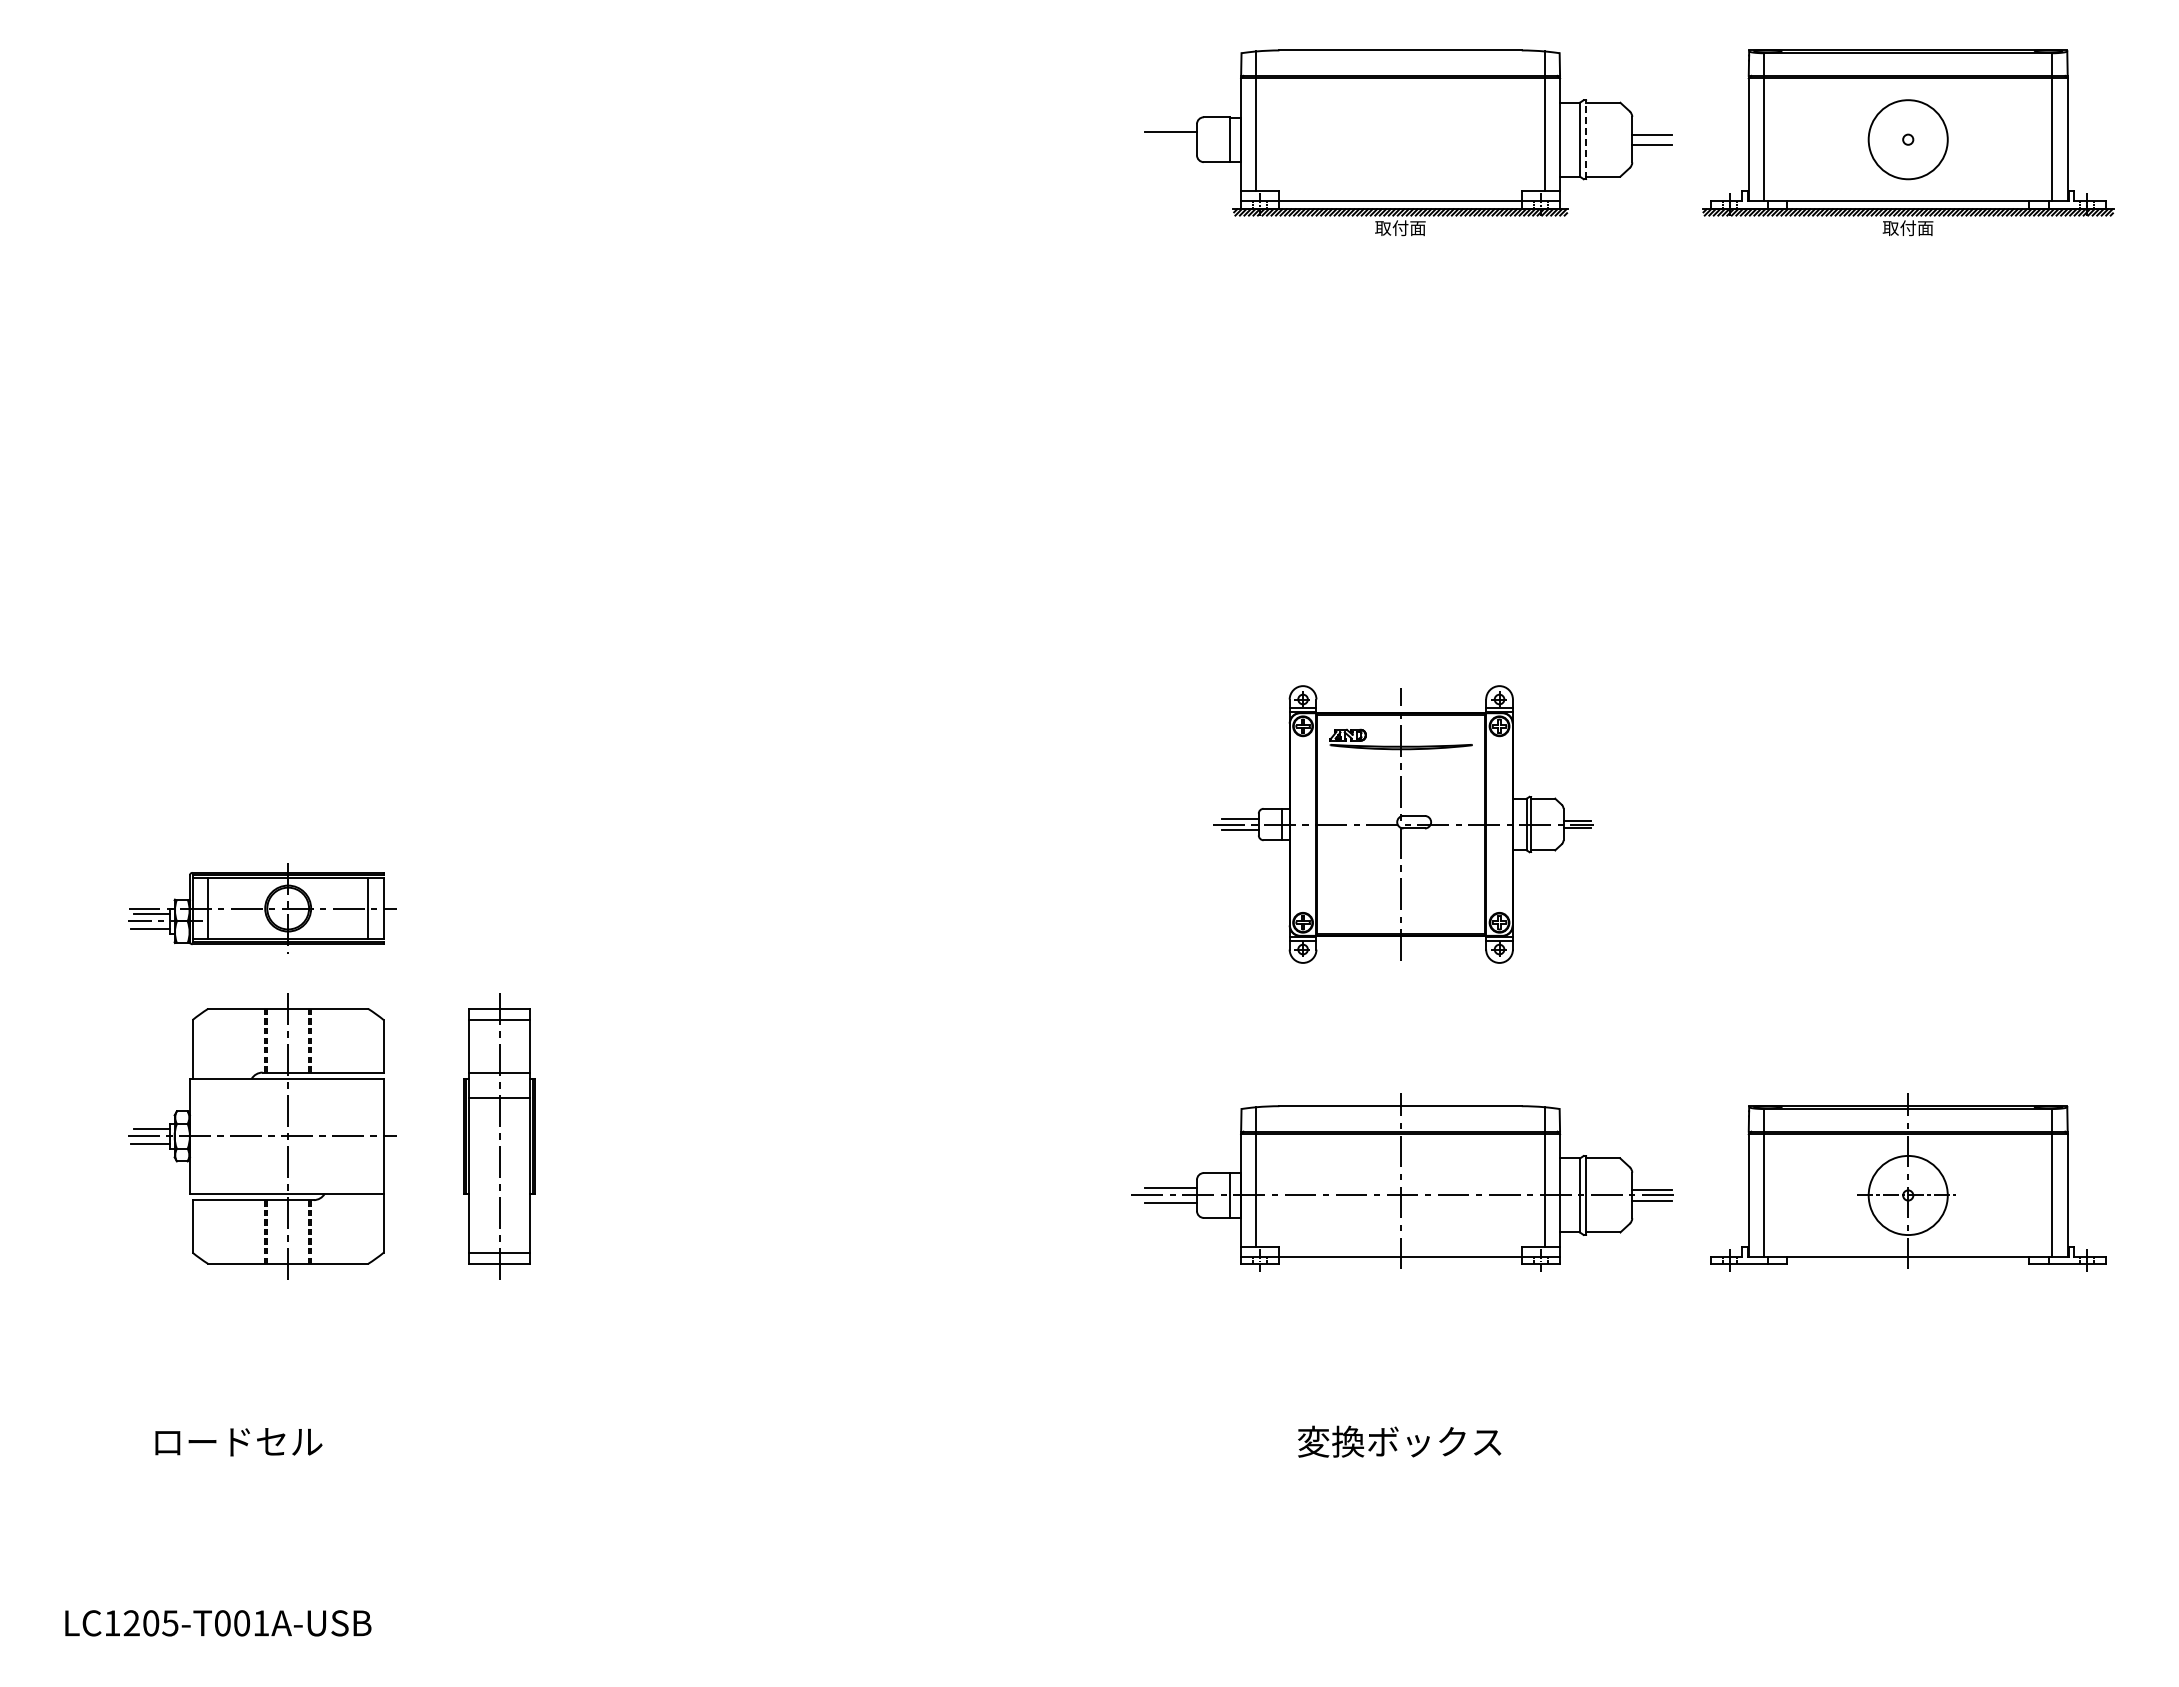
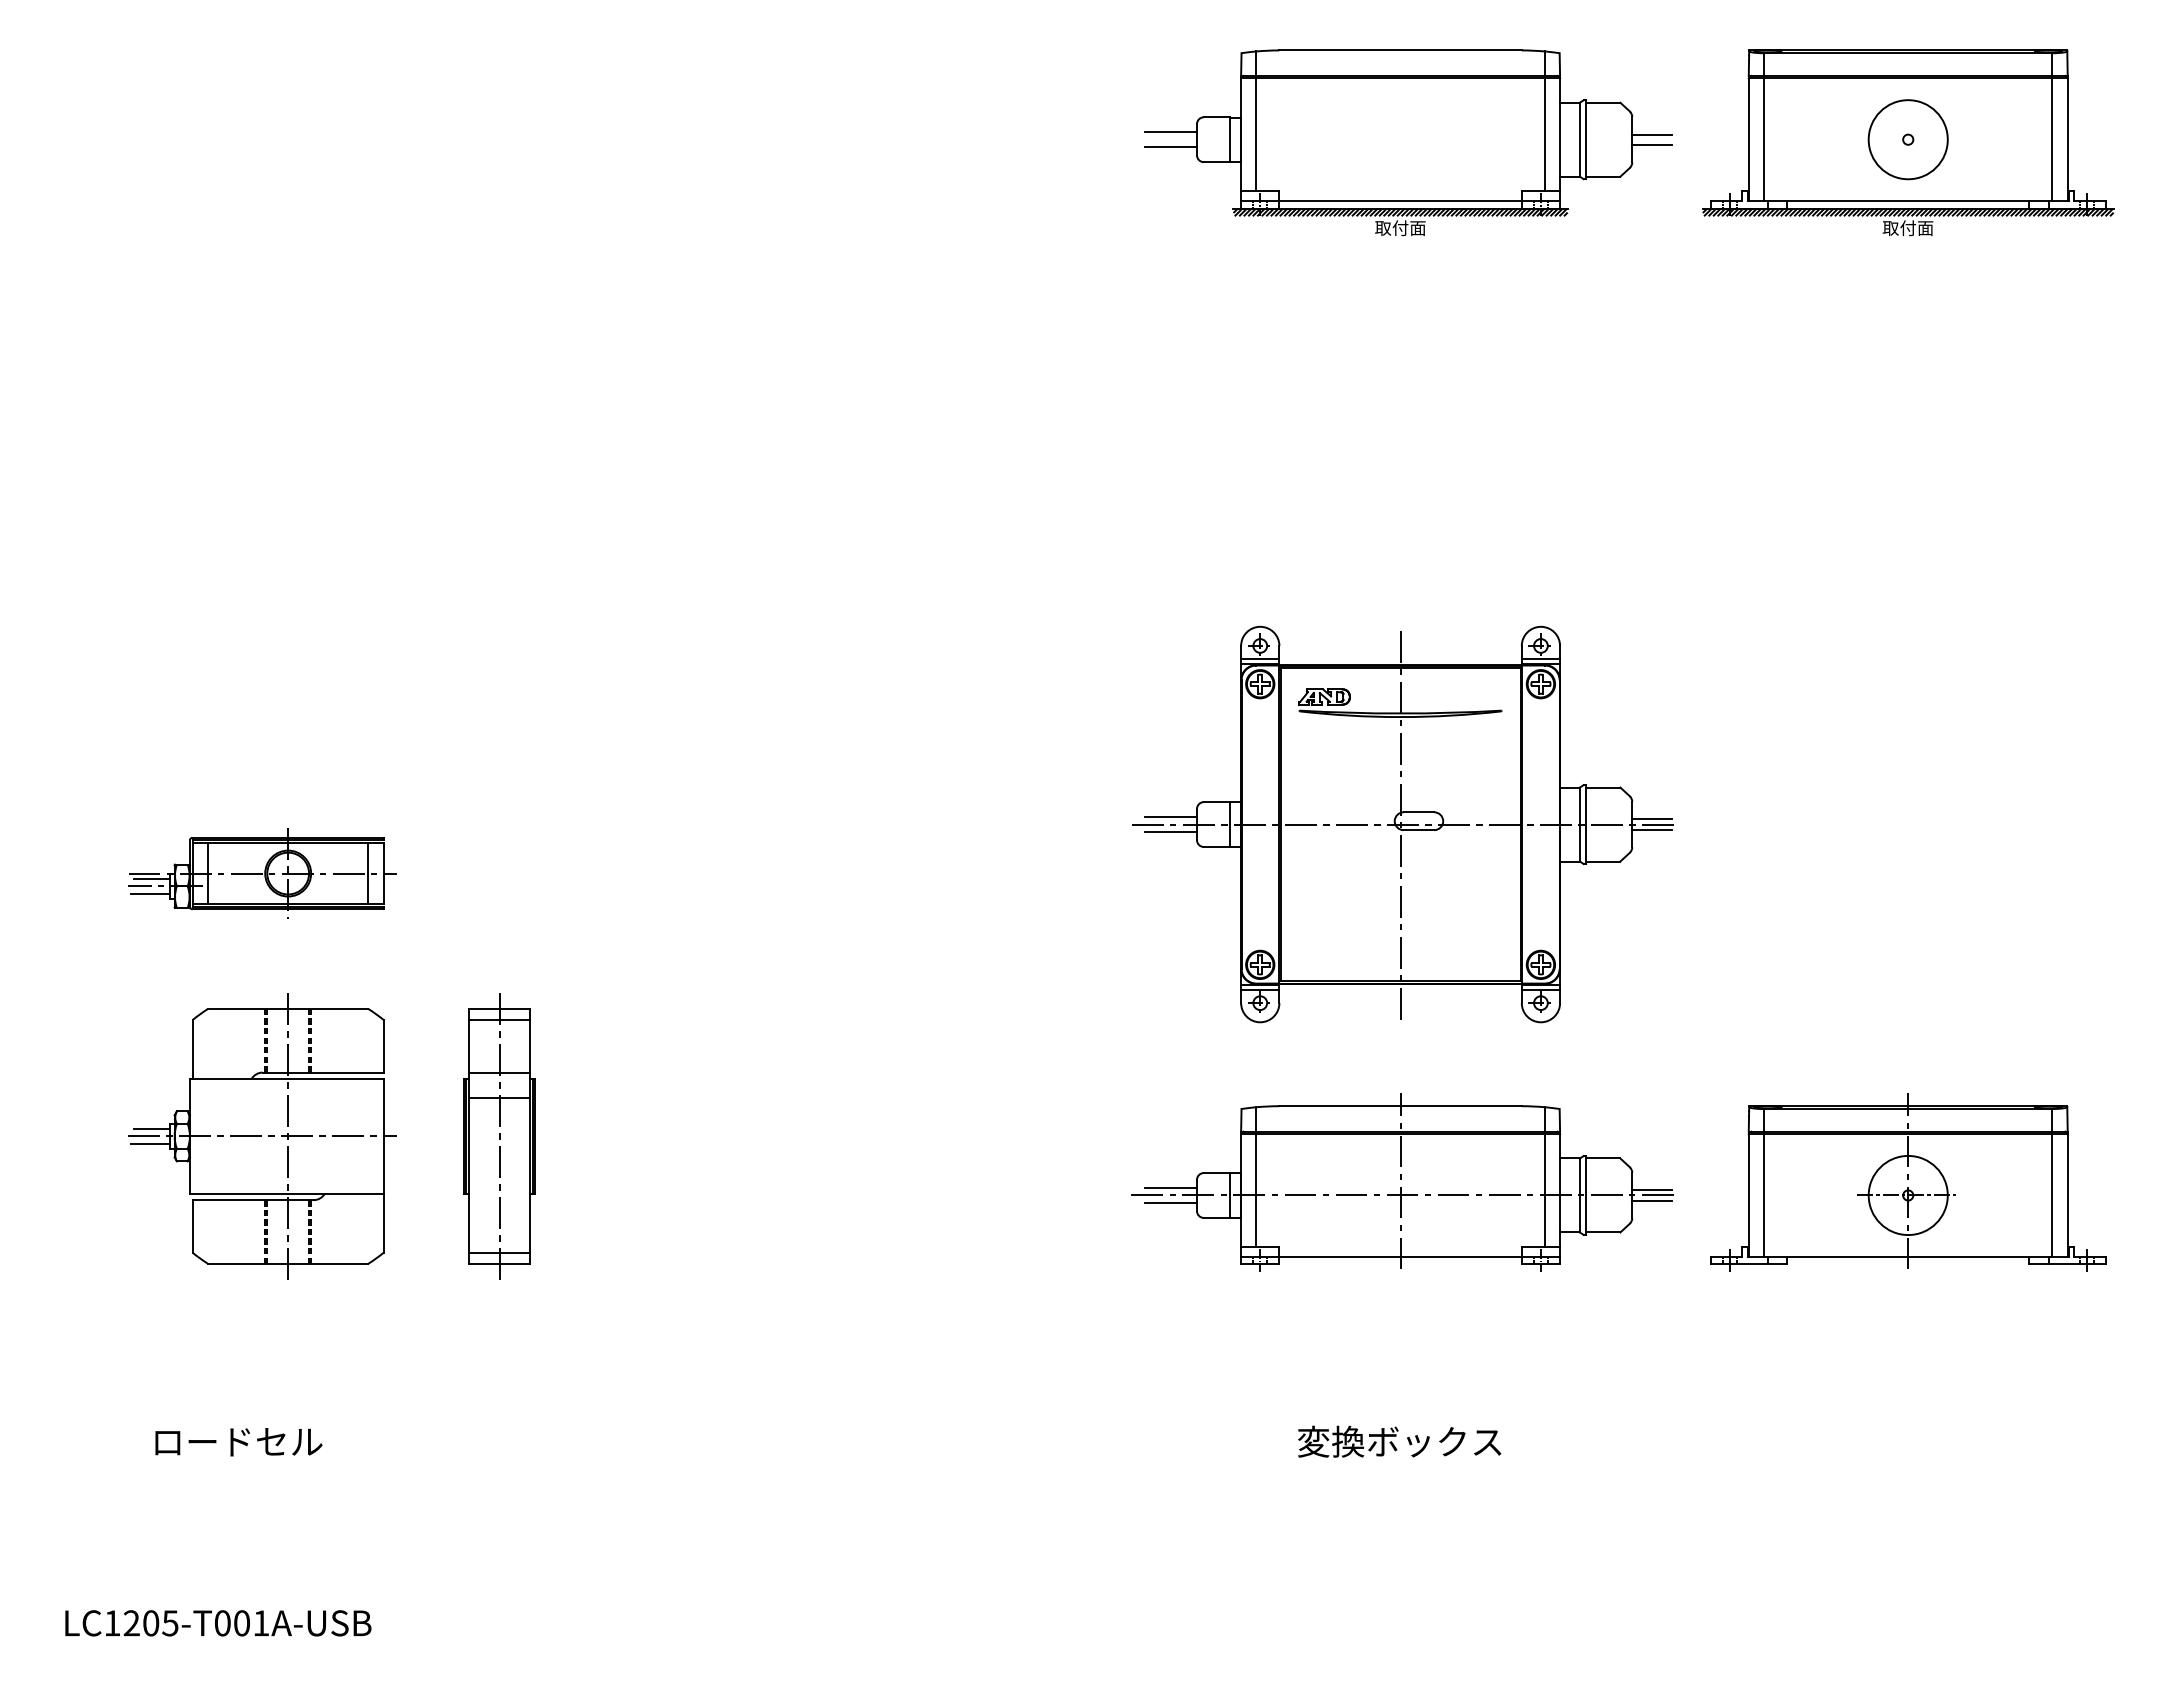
line: dashed -> solid (1586, 139)
line: none -> present (1170, 147)
part size: 381x279 px -> 542x399 px (1402, 824)
part position: (262, 908) -> (262, 873) (262, 873)
